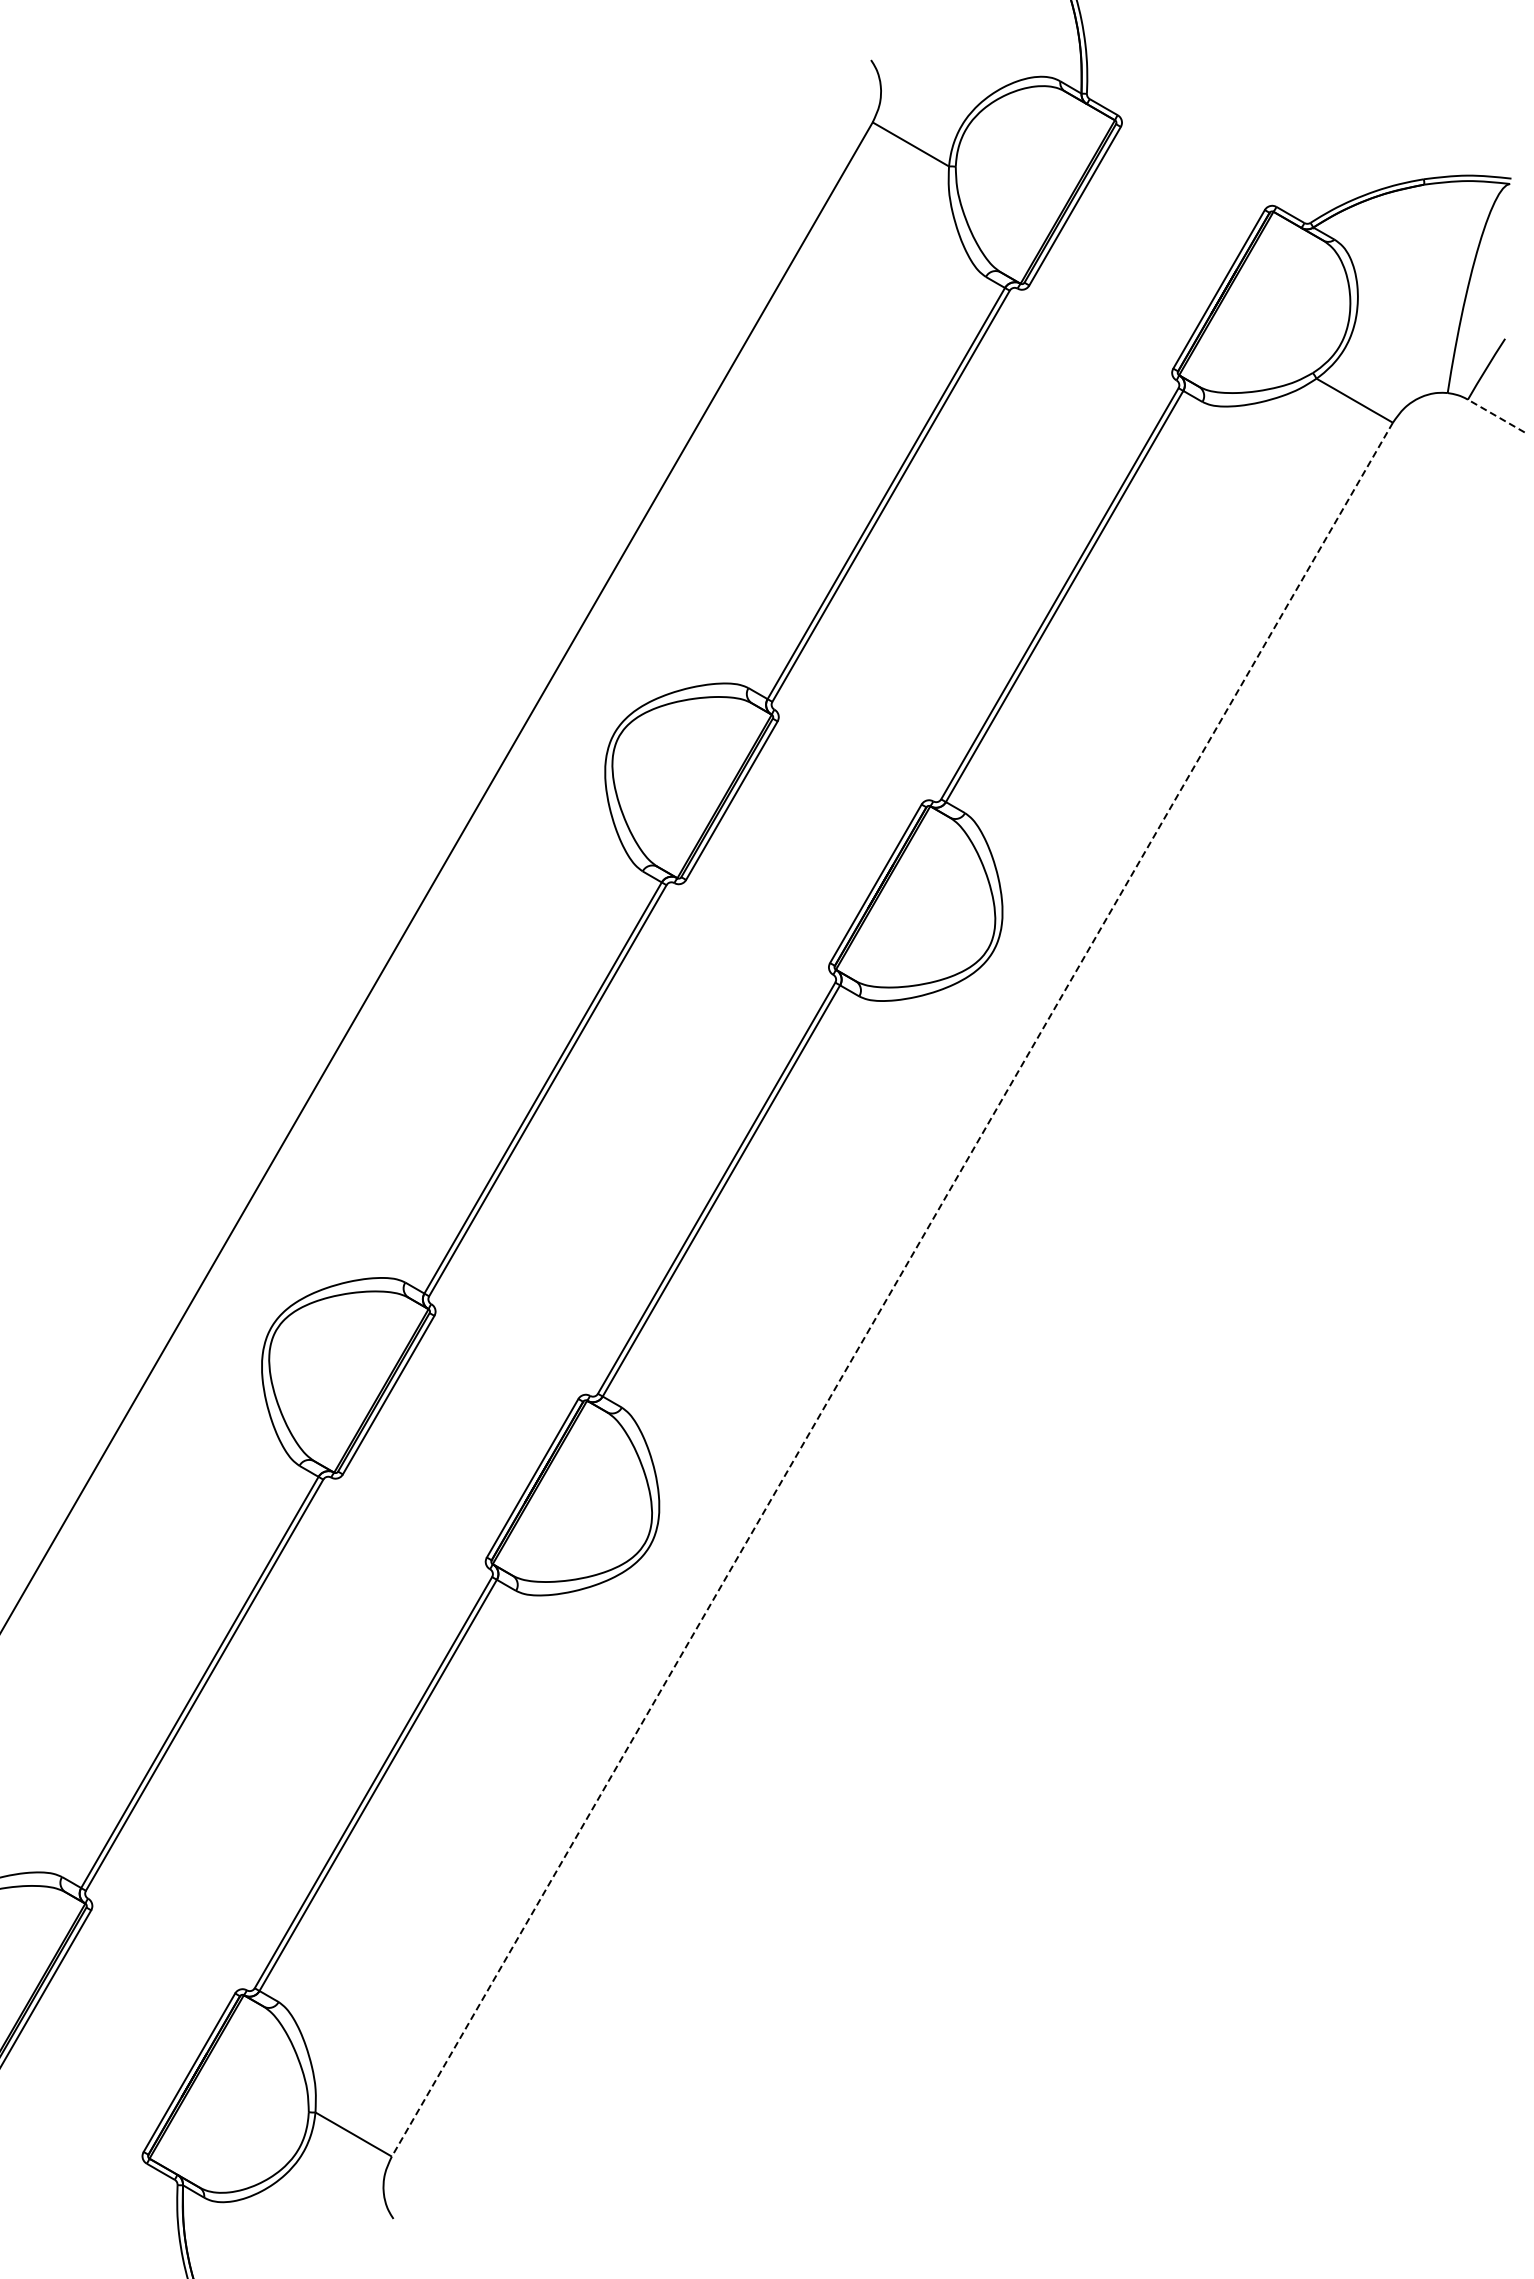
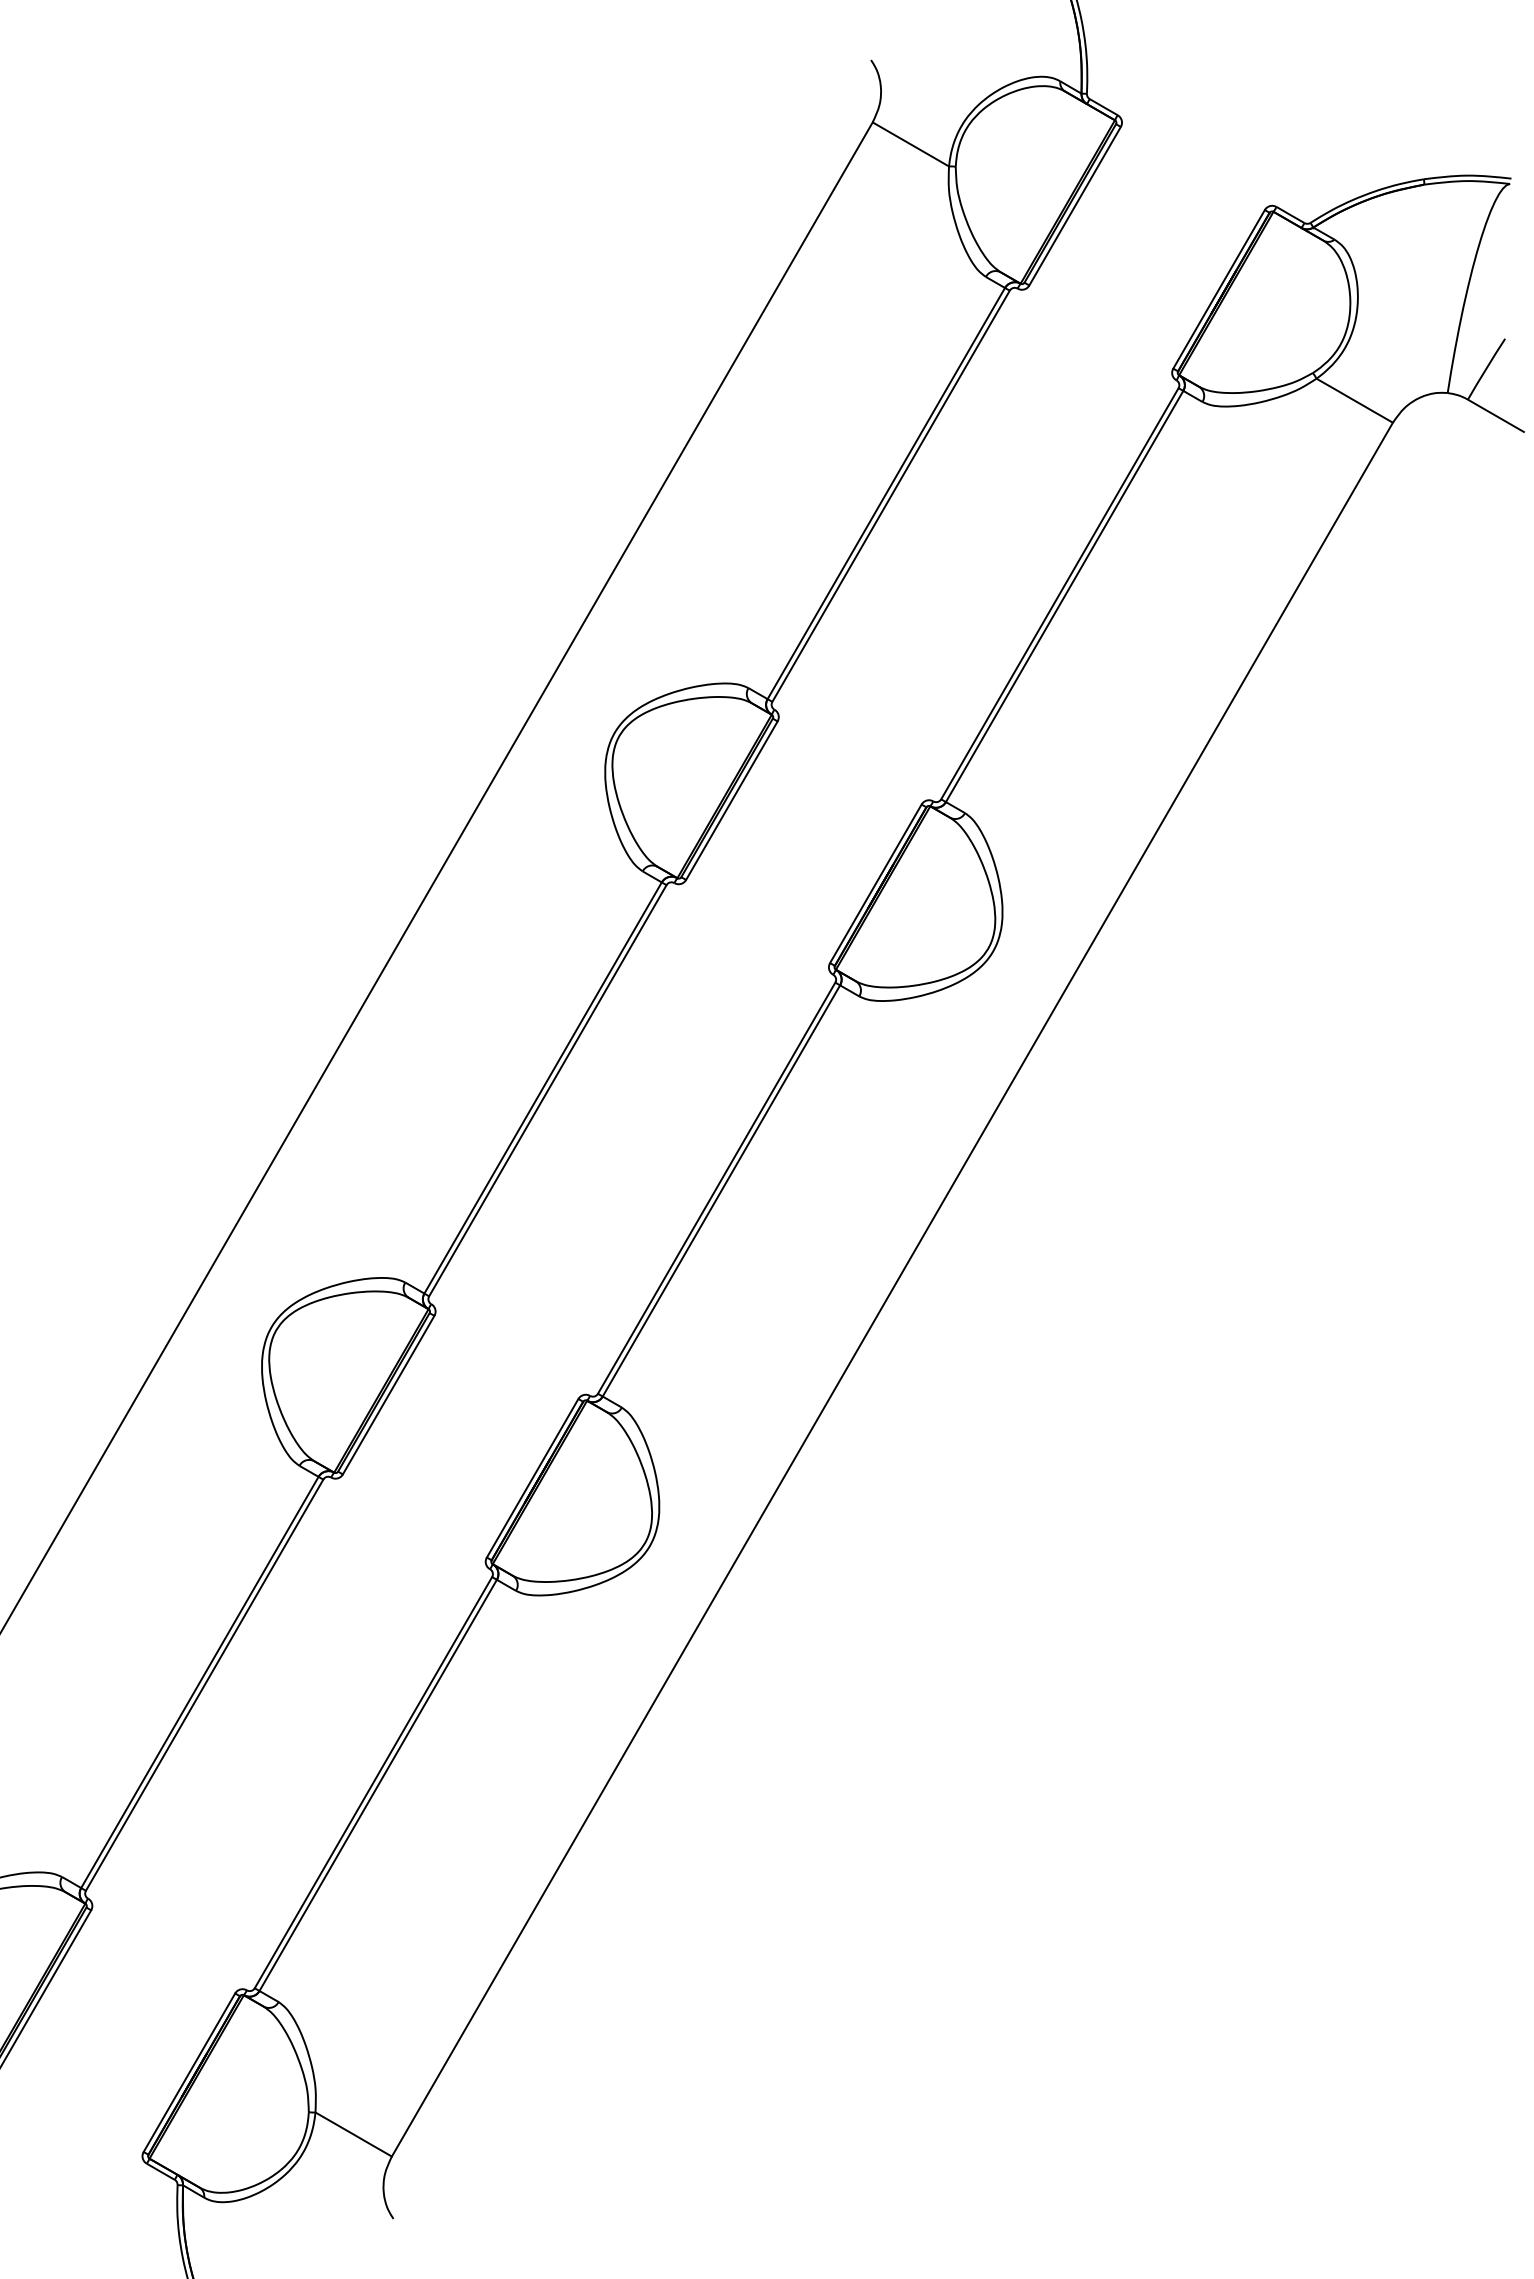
line: dashed -> solid (1496, 416)
line: dashed -> solid (892, 1290)
